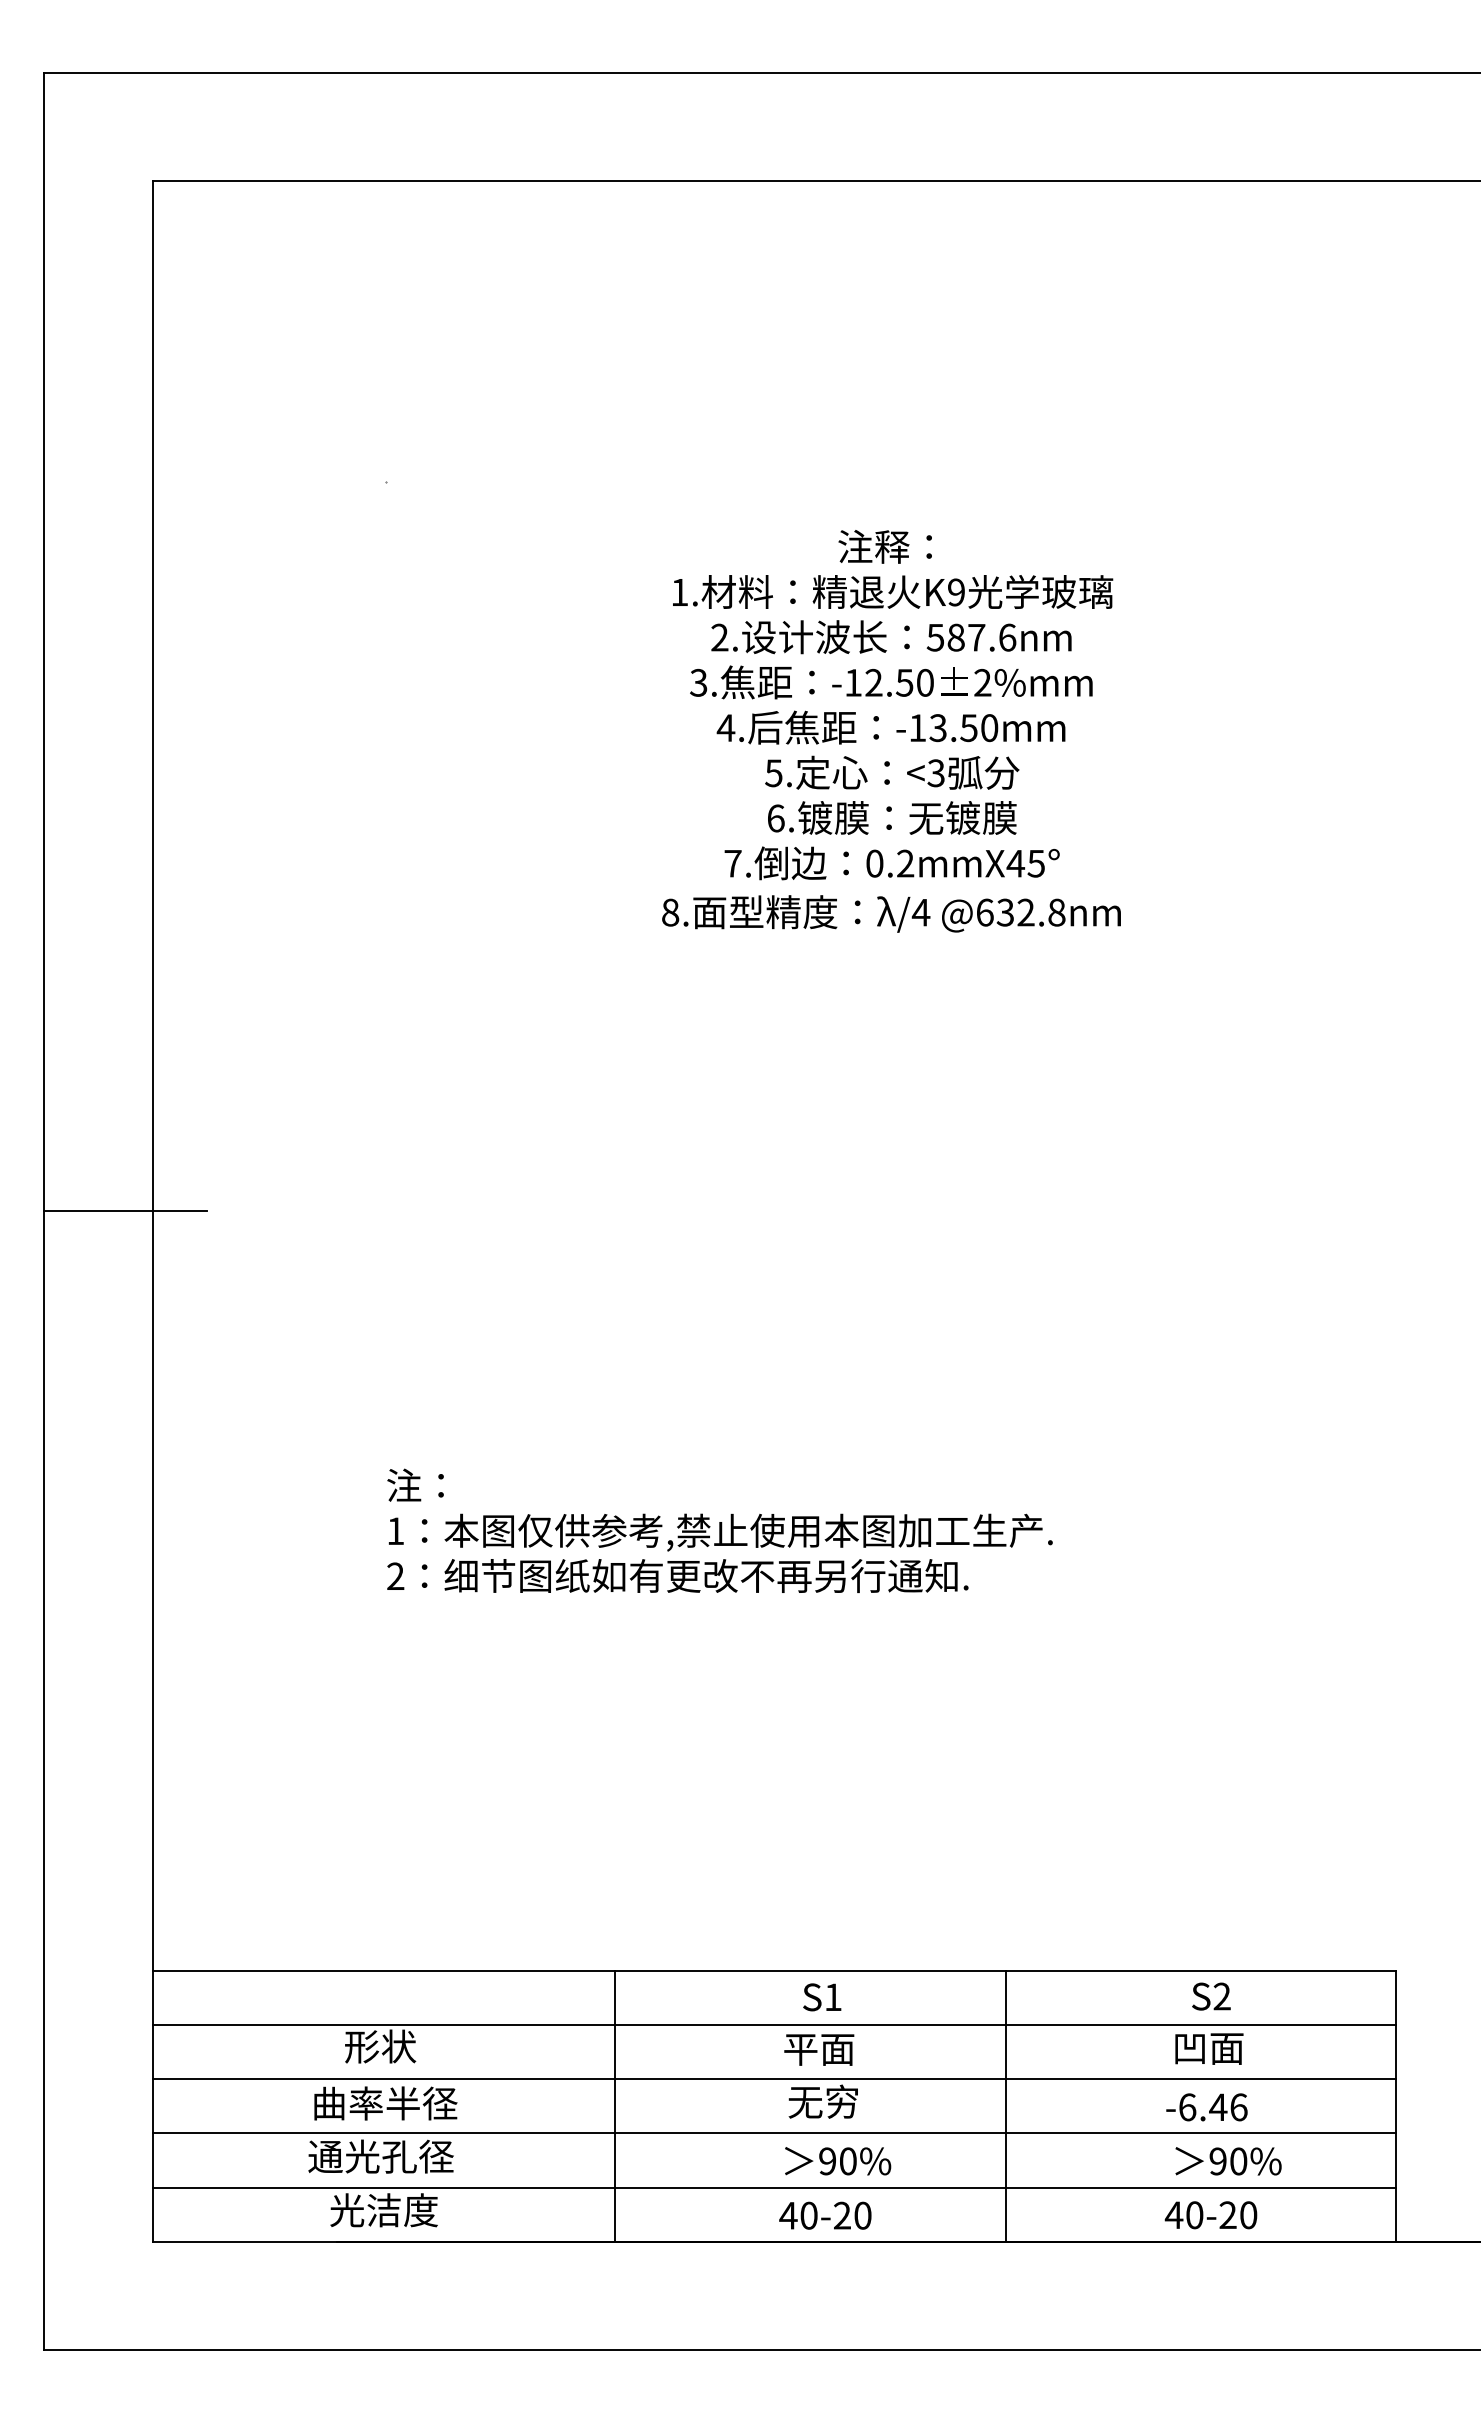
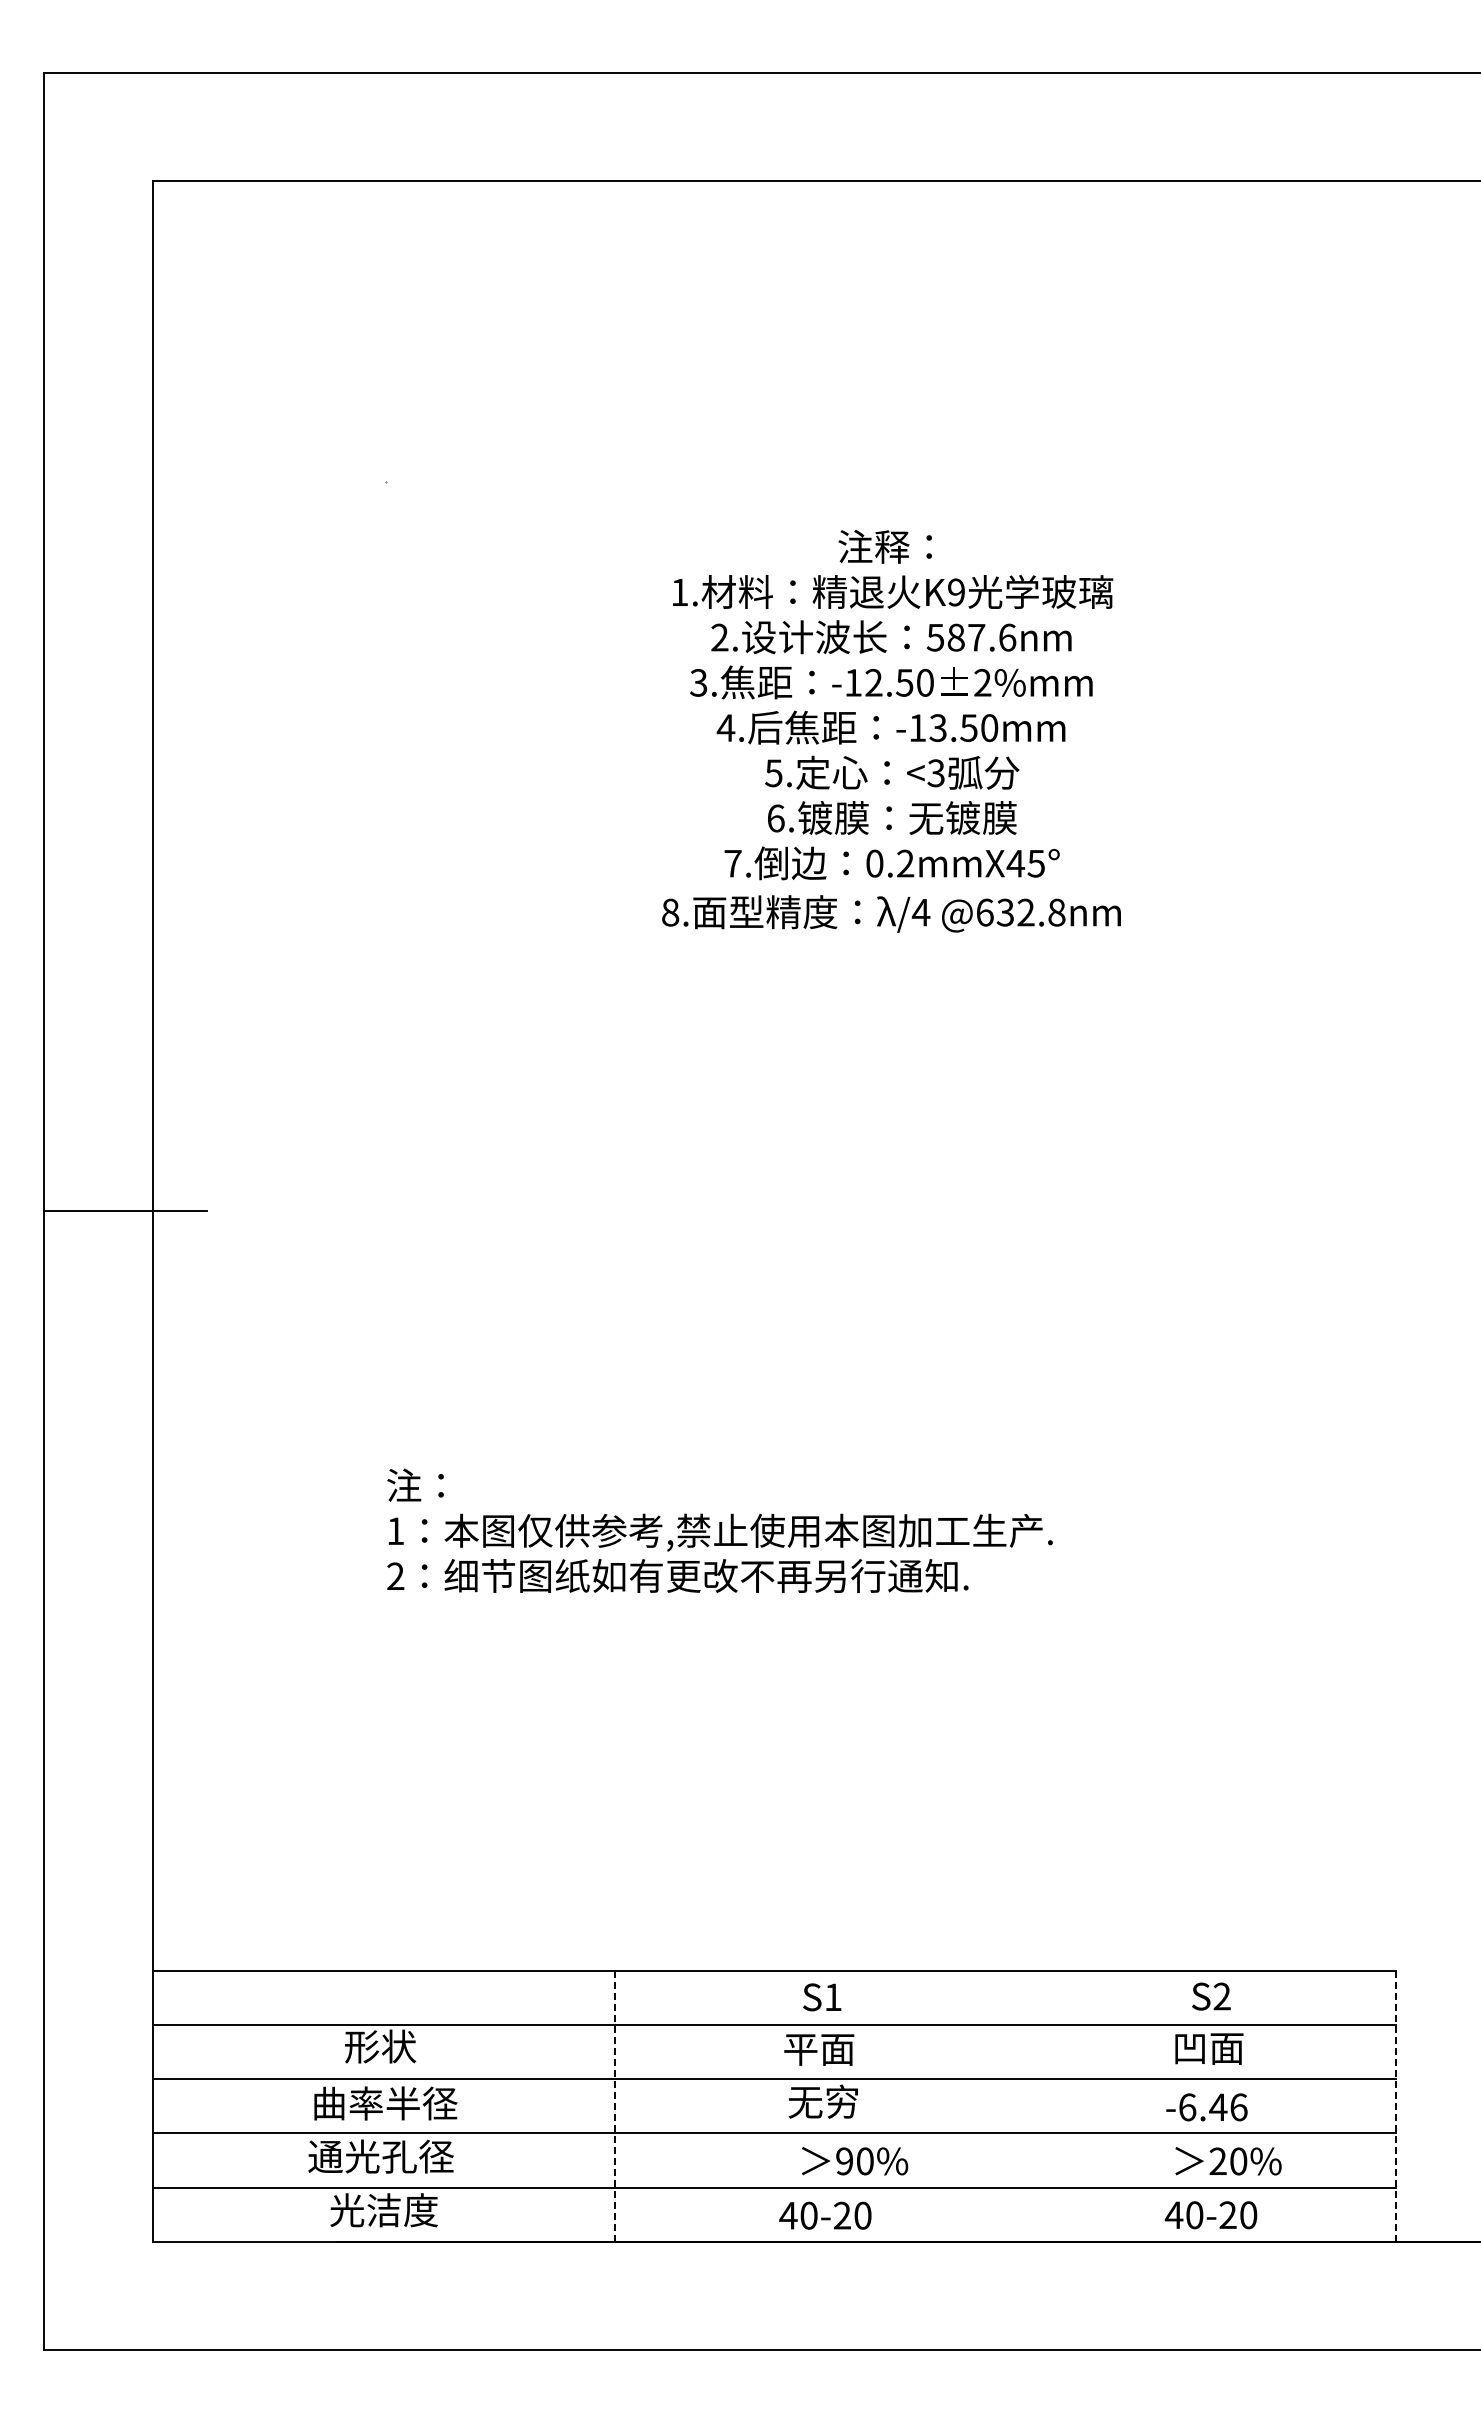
line: present -> none (1005, 2105)
line: solid -> dashed (615, 2106)
line: solid -> dashed (1396, 2106)
text position: (838, 2161) -> (855, 2161) (855, 2161)
text: 90% -> 20% (1217, 2161)
